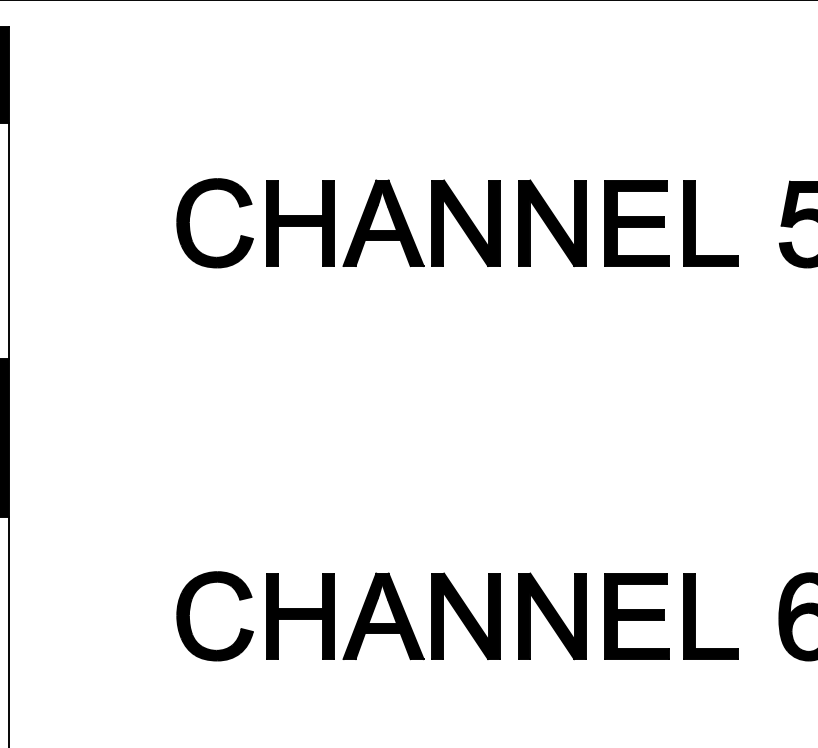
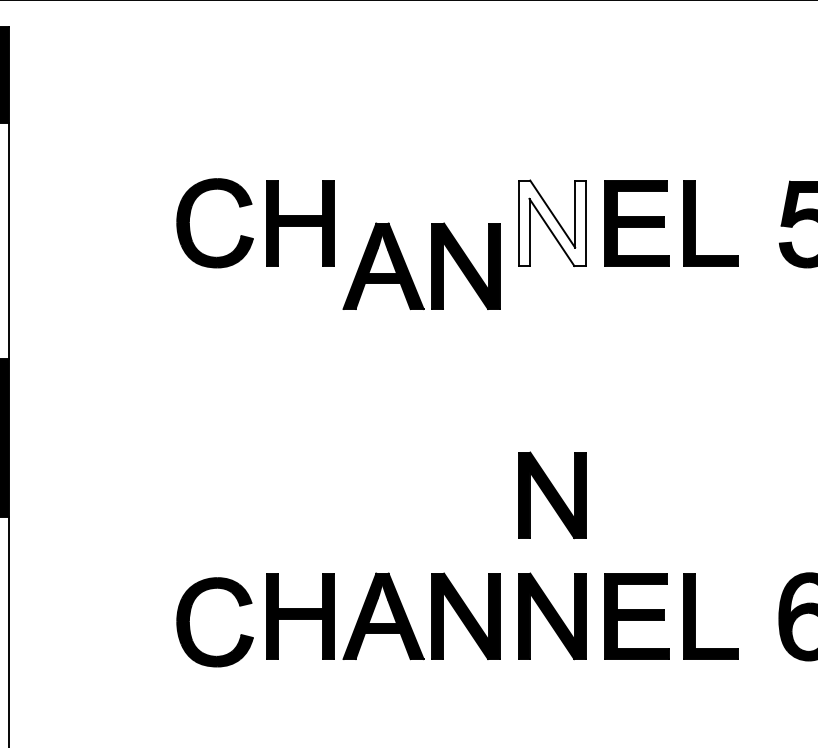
part position: (431, 222) -> (431, 265) (431, 265)
fill: present -> none (551, 223)
part: none -> present (552, 495)
part position: (190, 621) -> (190, 627) (190, 627)
